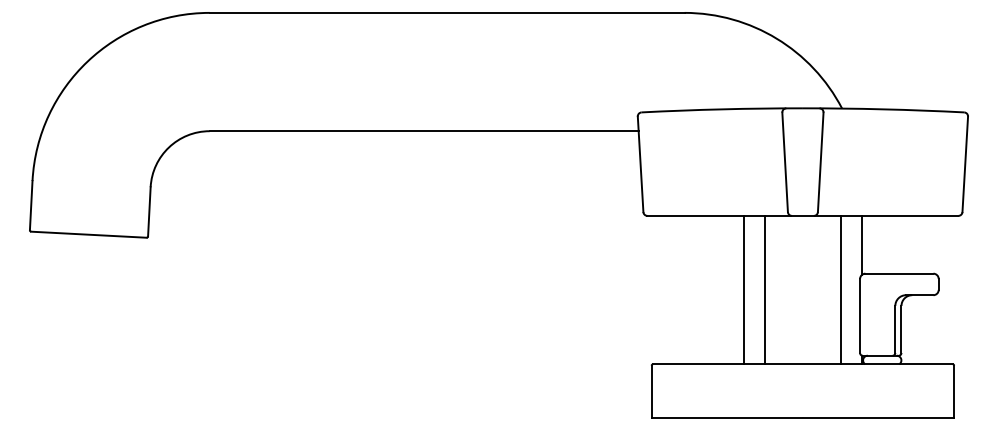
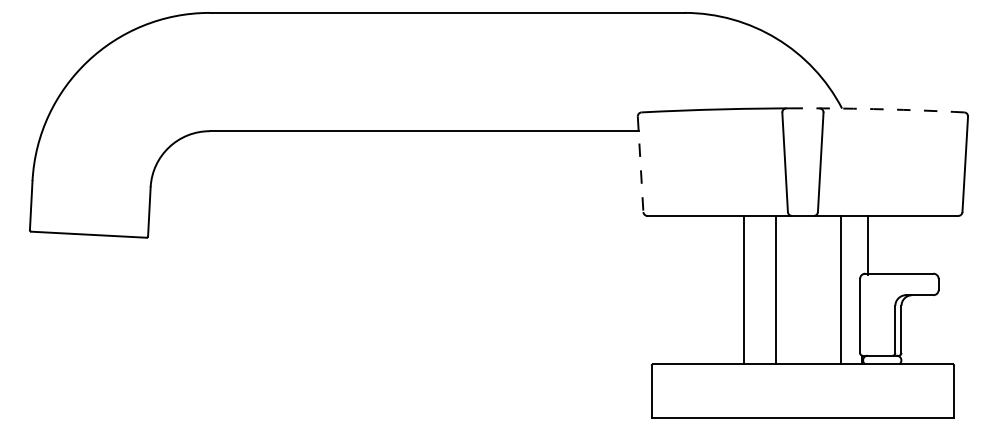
arc: solid -> dashed (883, 109)
line: solid -> dashed (640, 164)
line position: (862, 244) -> (868, 244) (868, 244)
line position: (765, 289) -> (776, 289) (776, 289)
